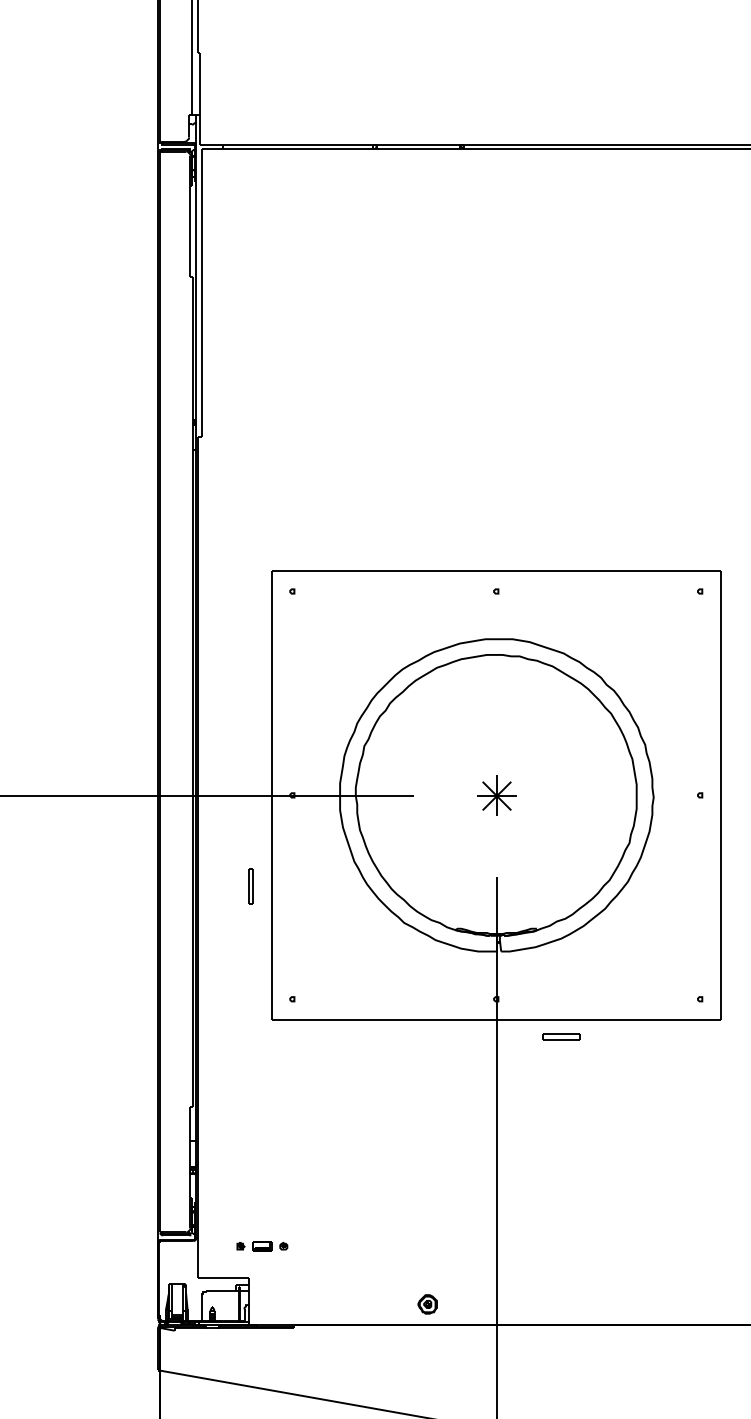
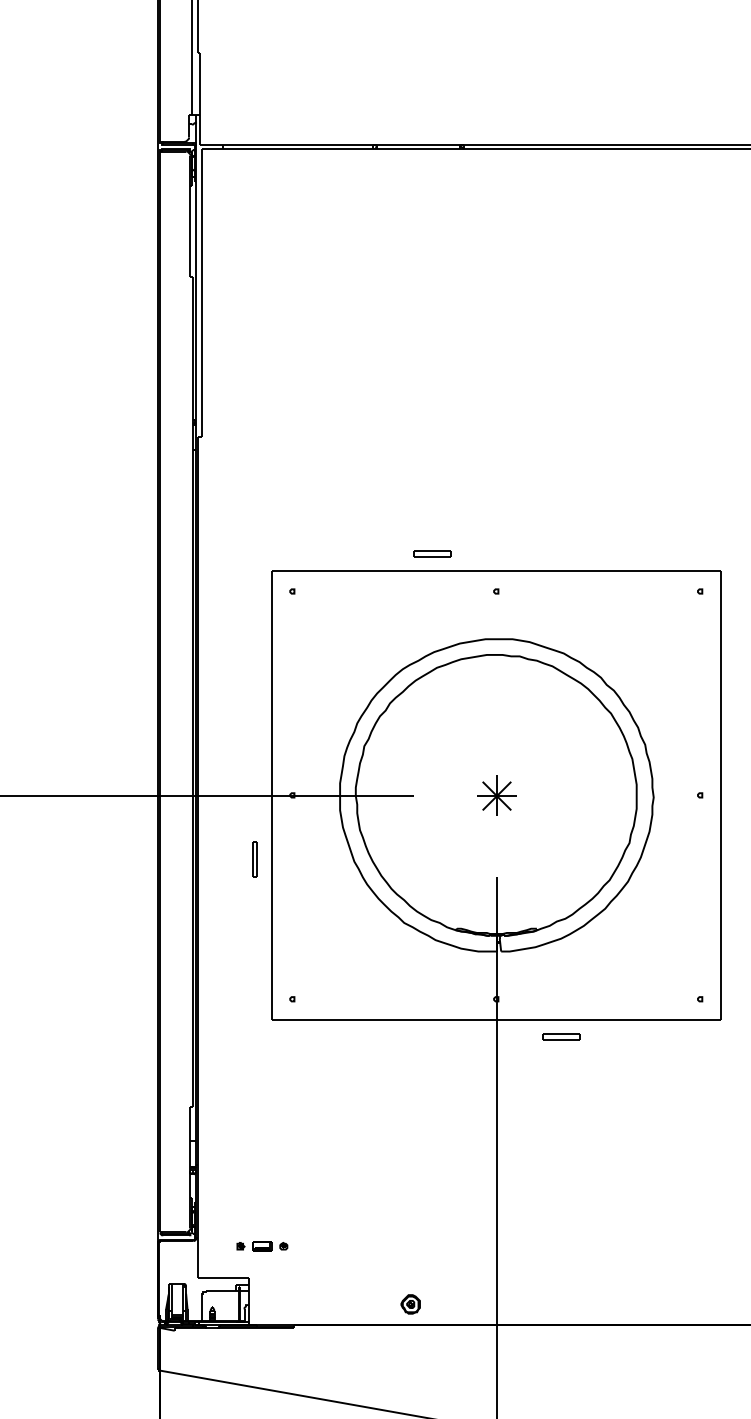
part: none -> present (432, 553)
part position: (250, 886) -> (254, 859) (254, 859)
part position: (427, 1304) -> (410, 1304) (410, 1304)
